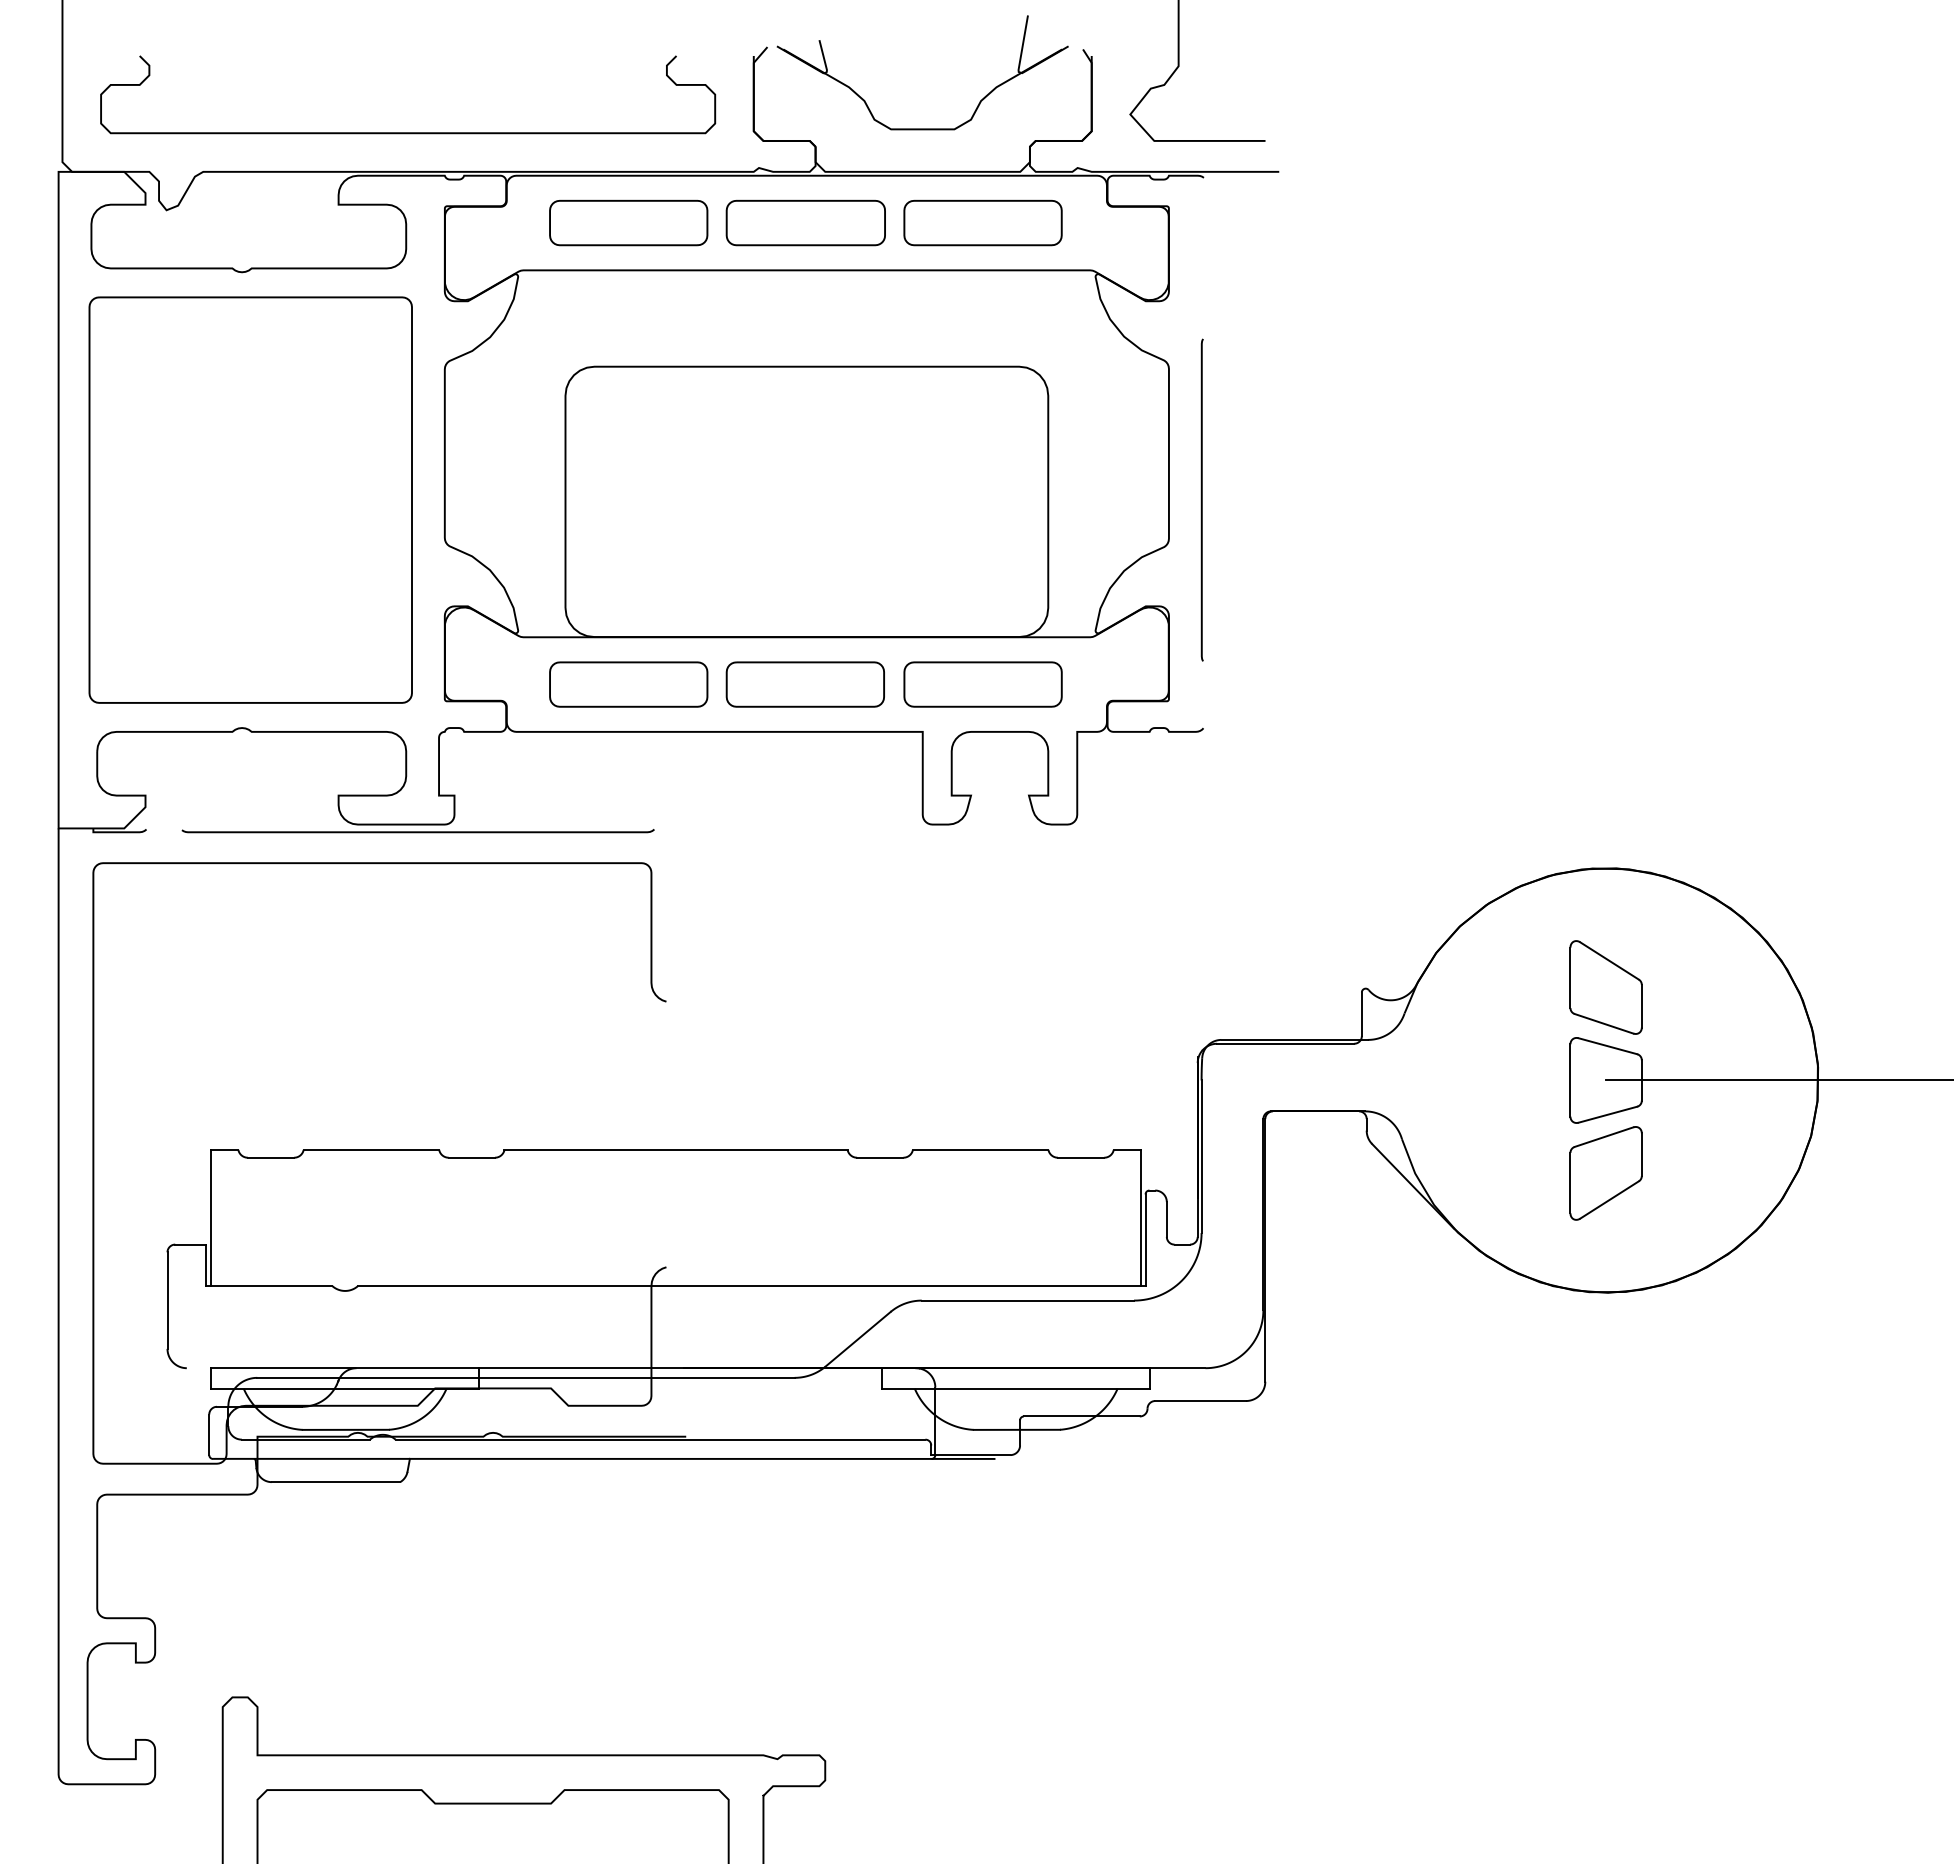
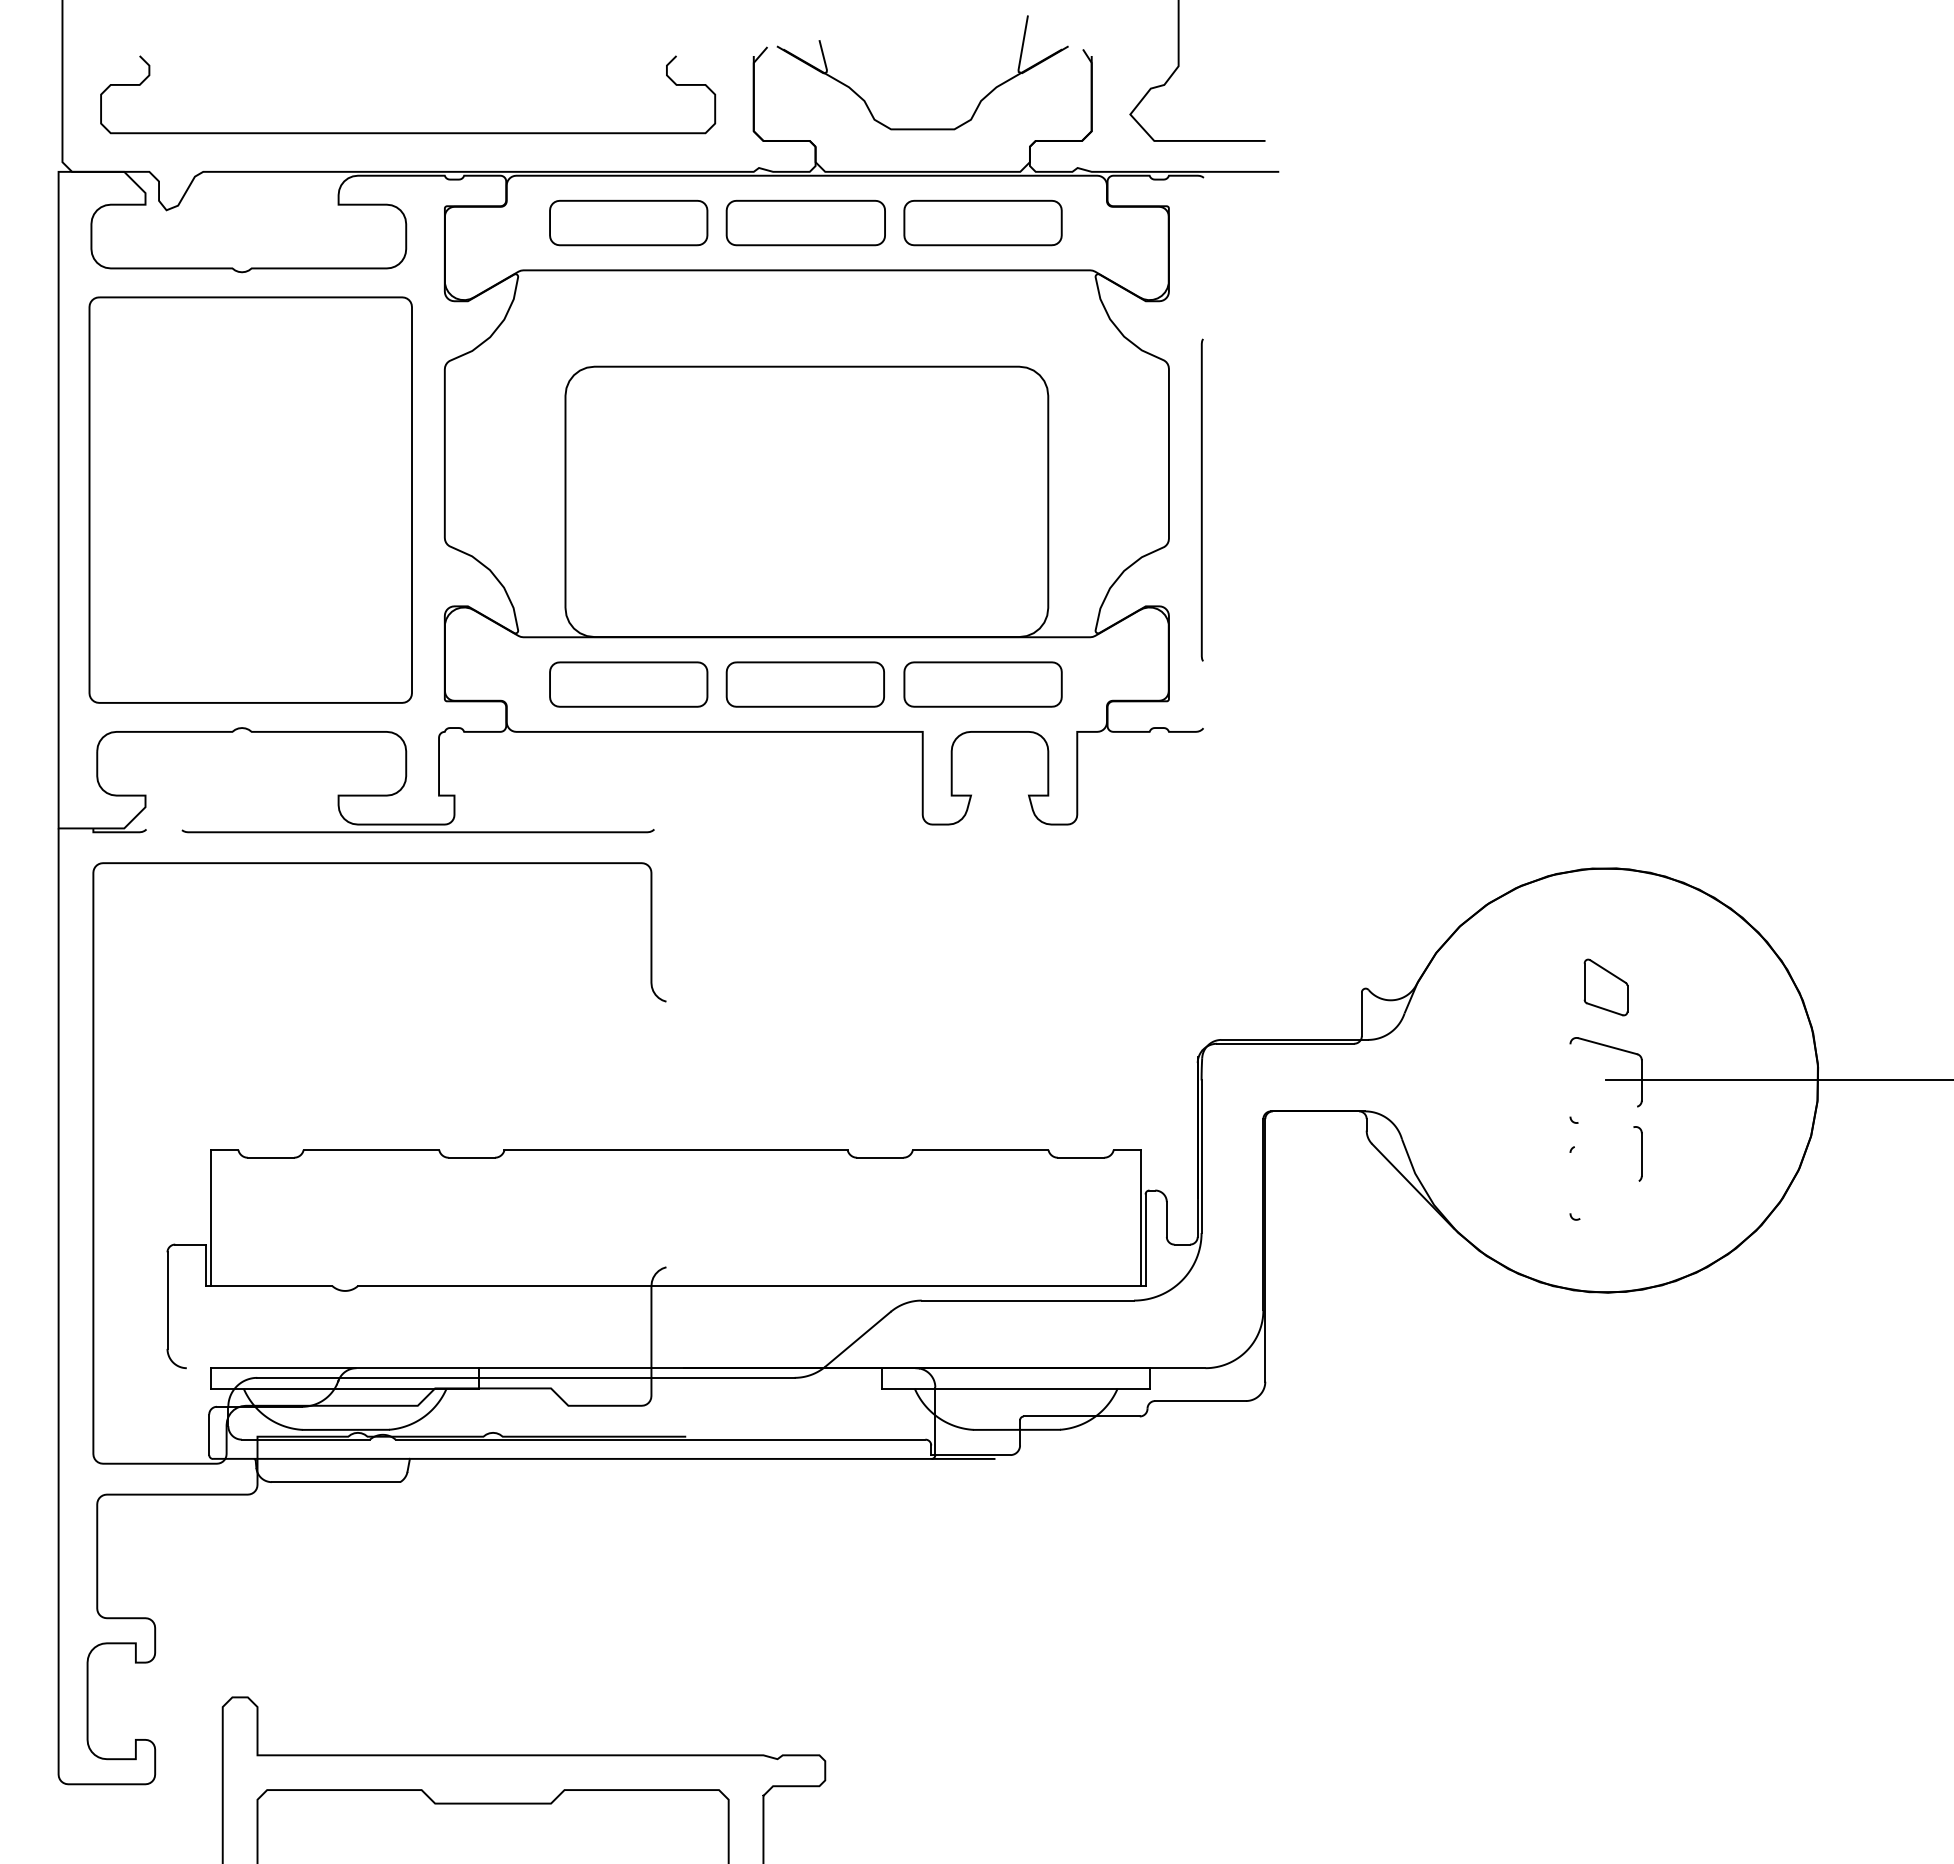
part size: 74x95 px -> 46x59 px (1605, 987)
line: present -> none (1570, 1080)
line: present -> none (1607, 1114)
line: present -> none (1603, 1136)
line: present -> none (1570, 1182)
line: present -> none (1609, 1199)
